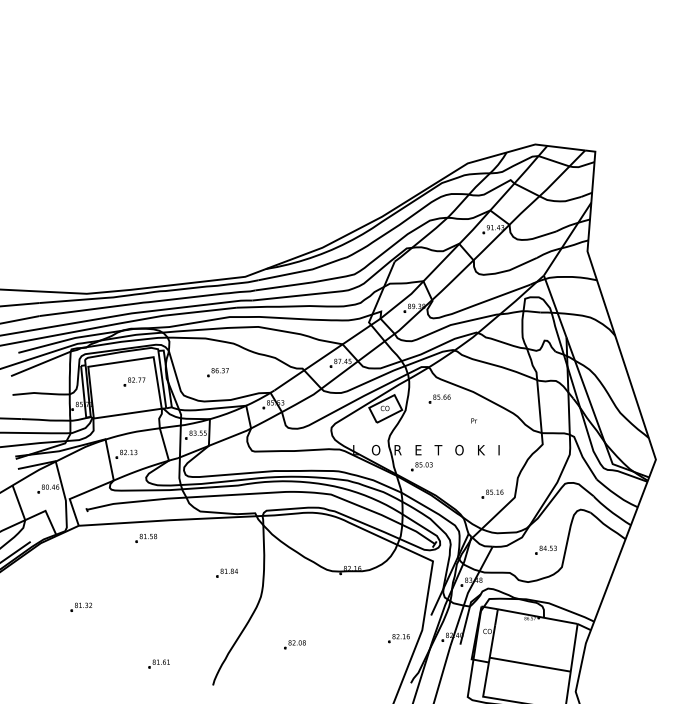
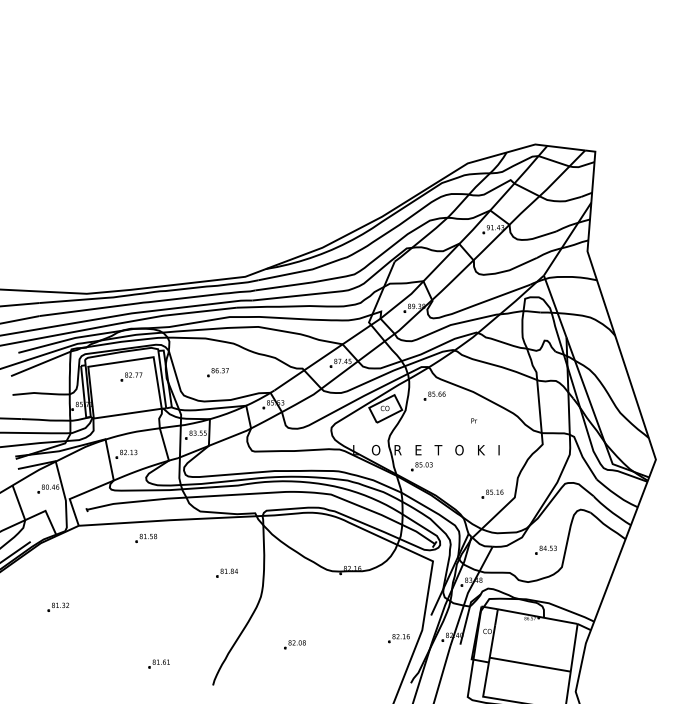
part position: (134, 381) -> (131, 376) (131, 376)
part position: (439, 398) -> (434, 395) (434, 395)
part position: (80, 606) -> (57, 606) (57, 606)
